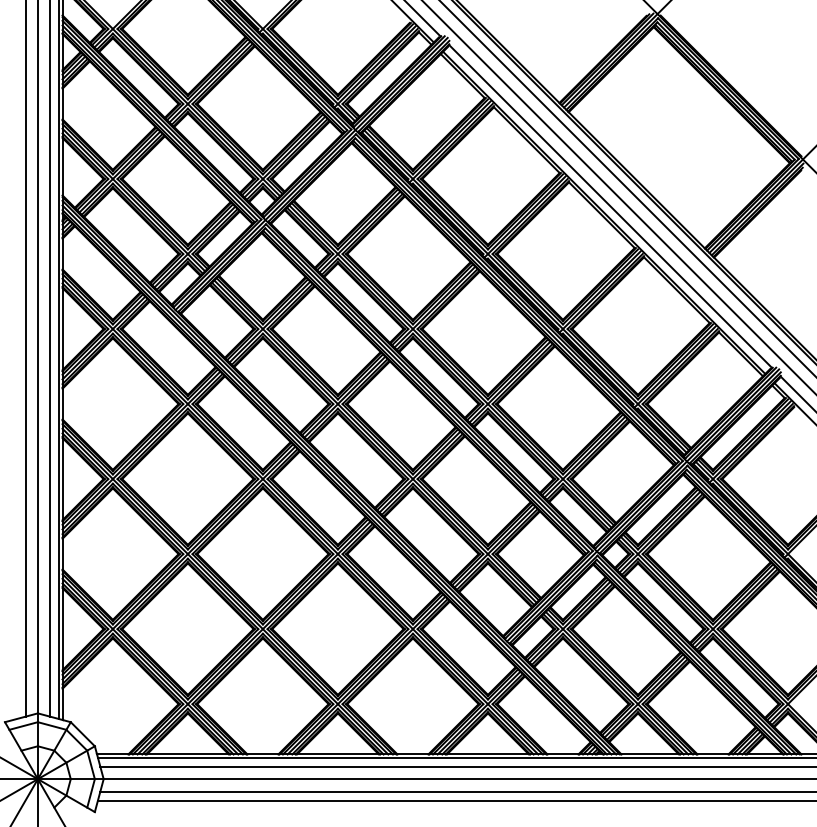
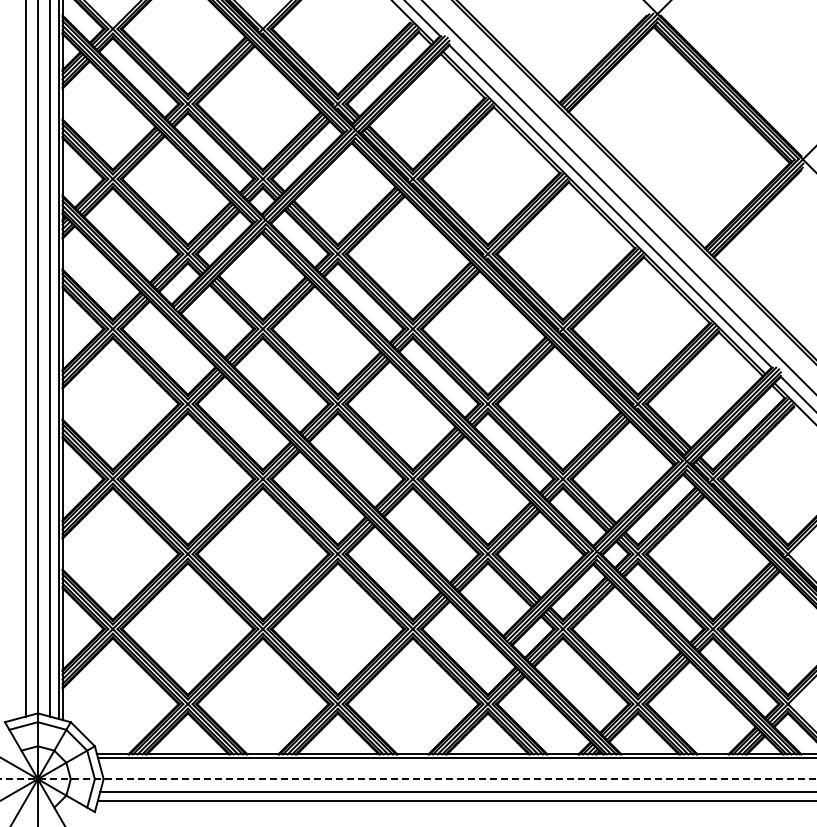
line: present -> none (627, 188)
line: present -> none (456, 766)
line: solid -> dashed (408, 779)
